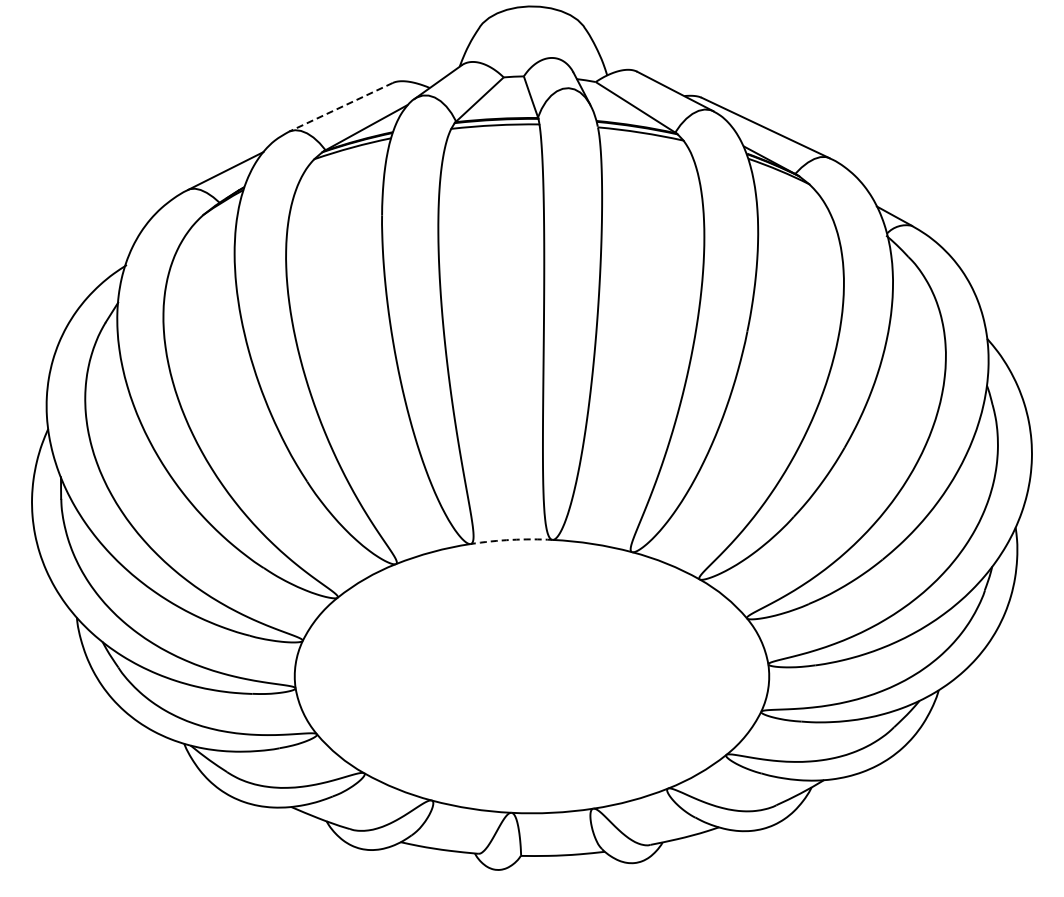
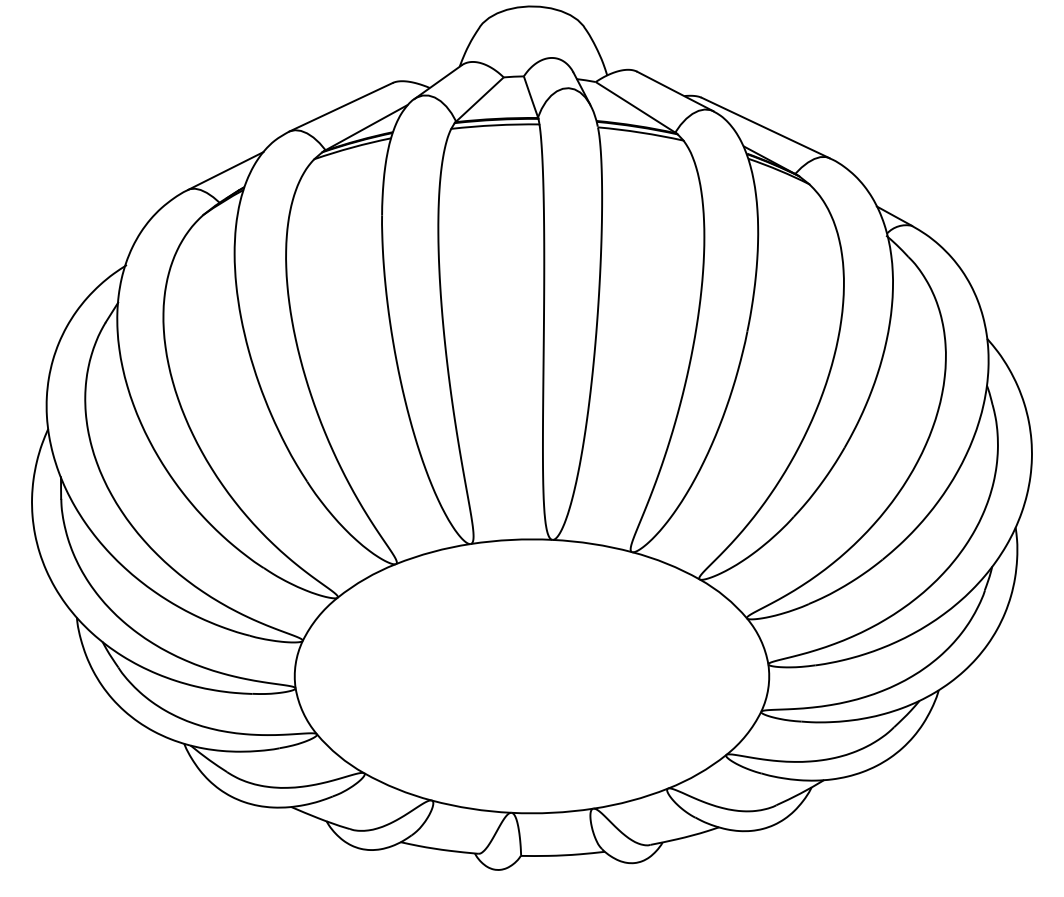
line: dashed -> solid (340, 107)
arc: dashed -> solid (511, 539)
